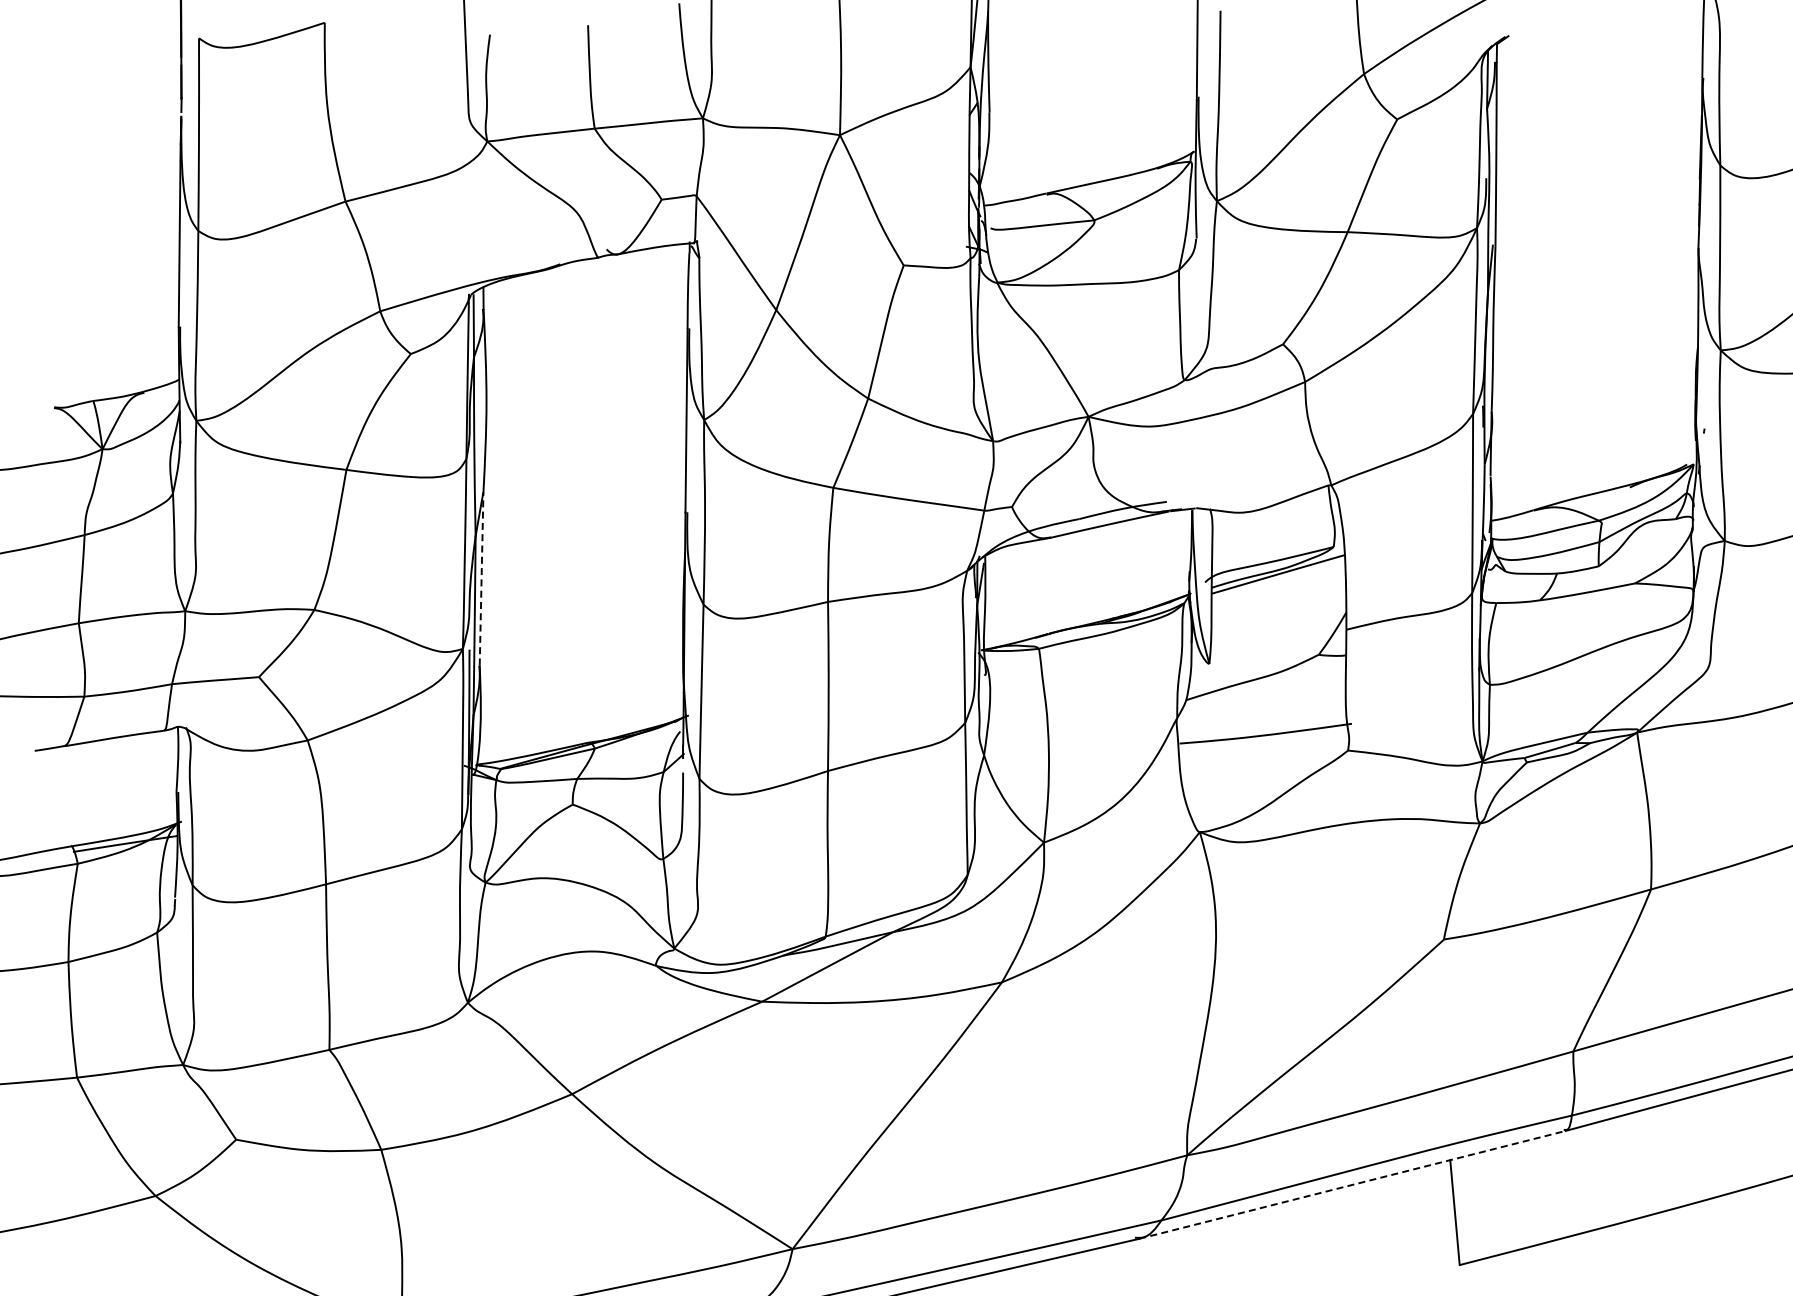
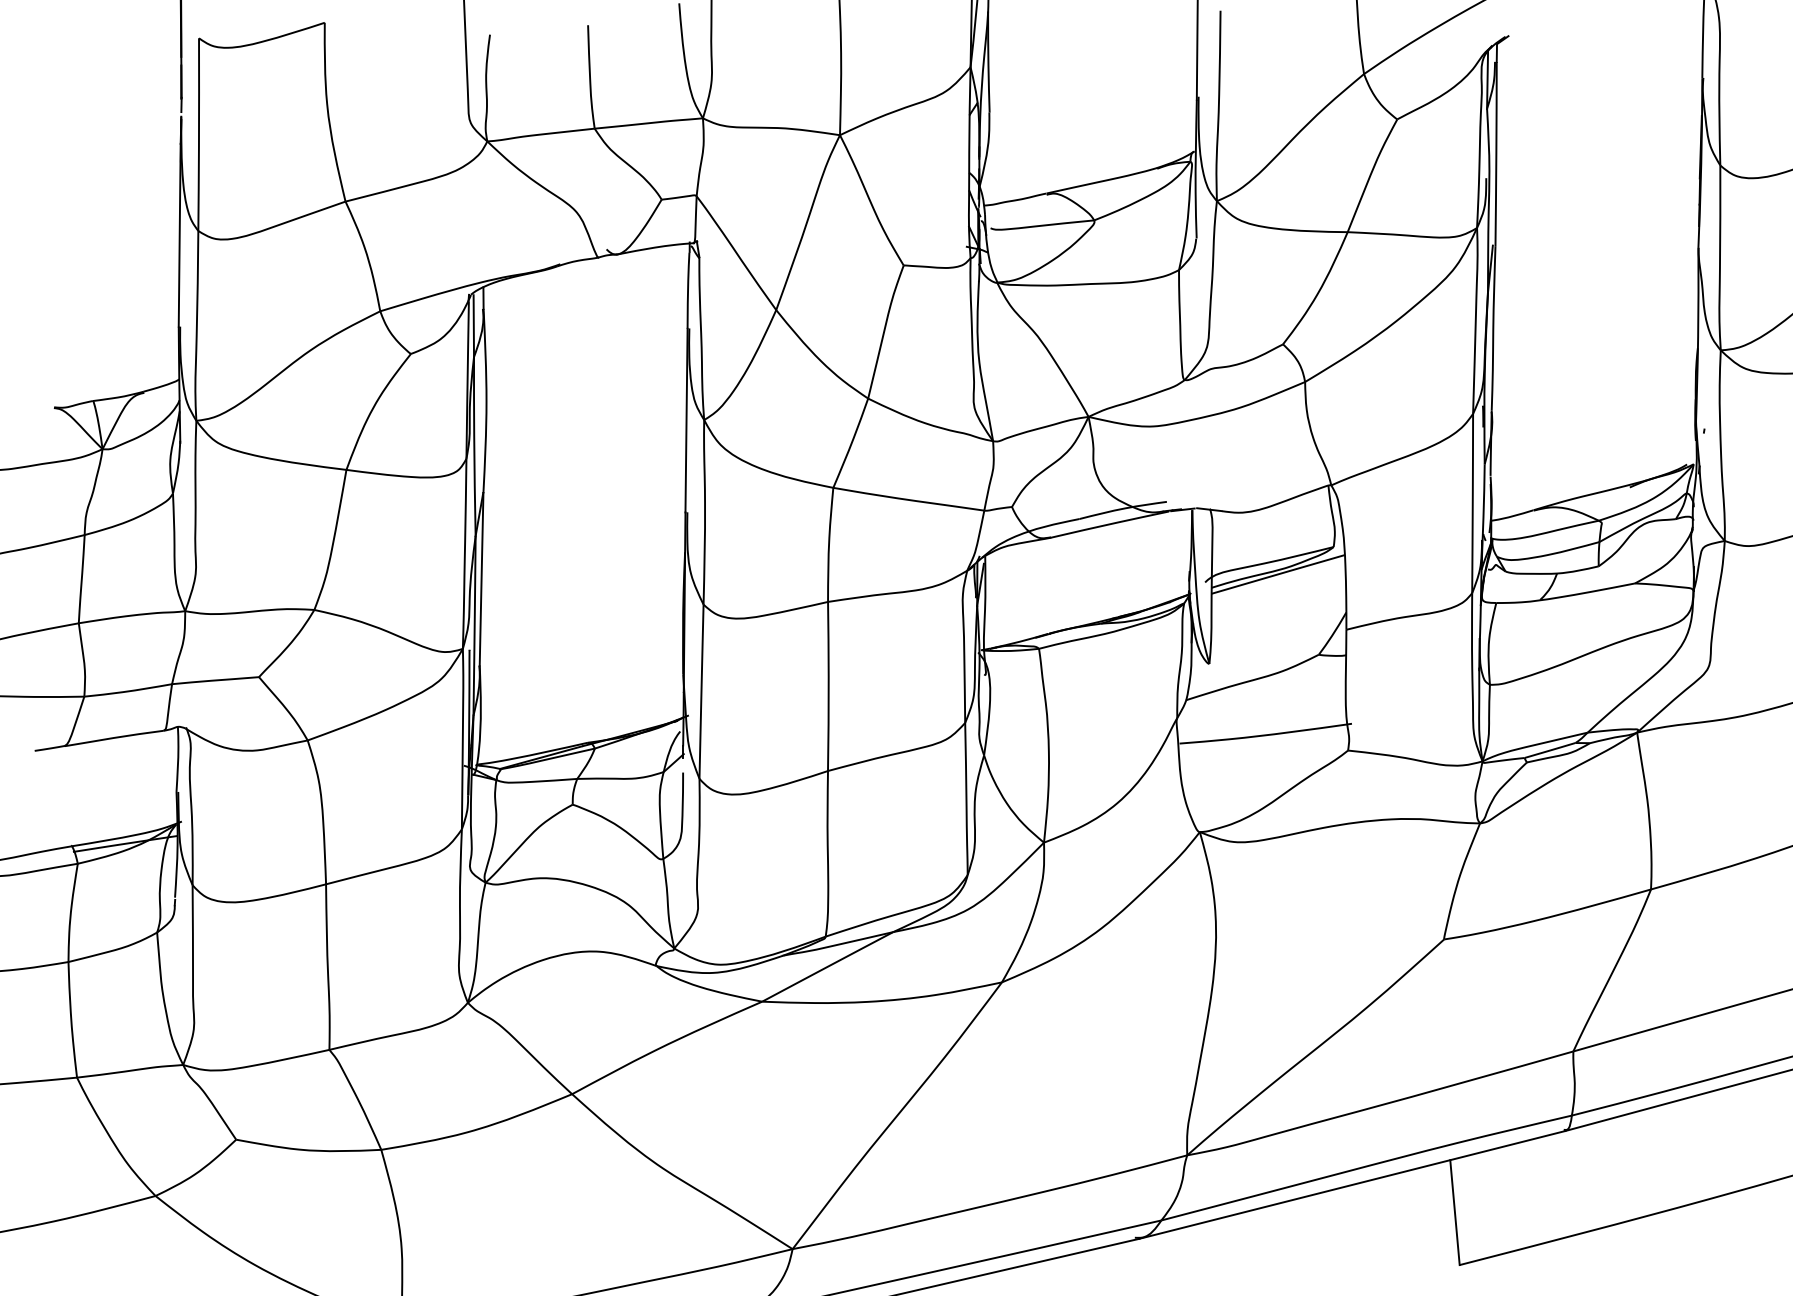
line: dashed -> solid (481, 578)
line: dashed -> solid (1352, 1184)
